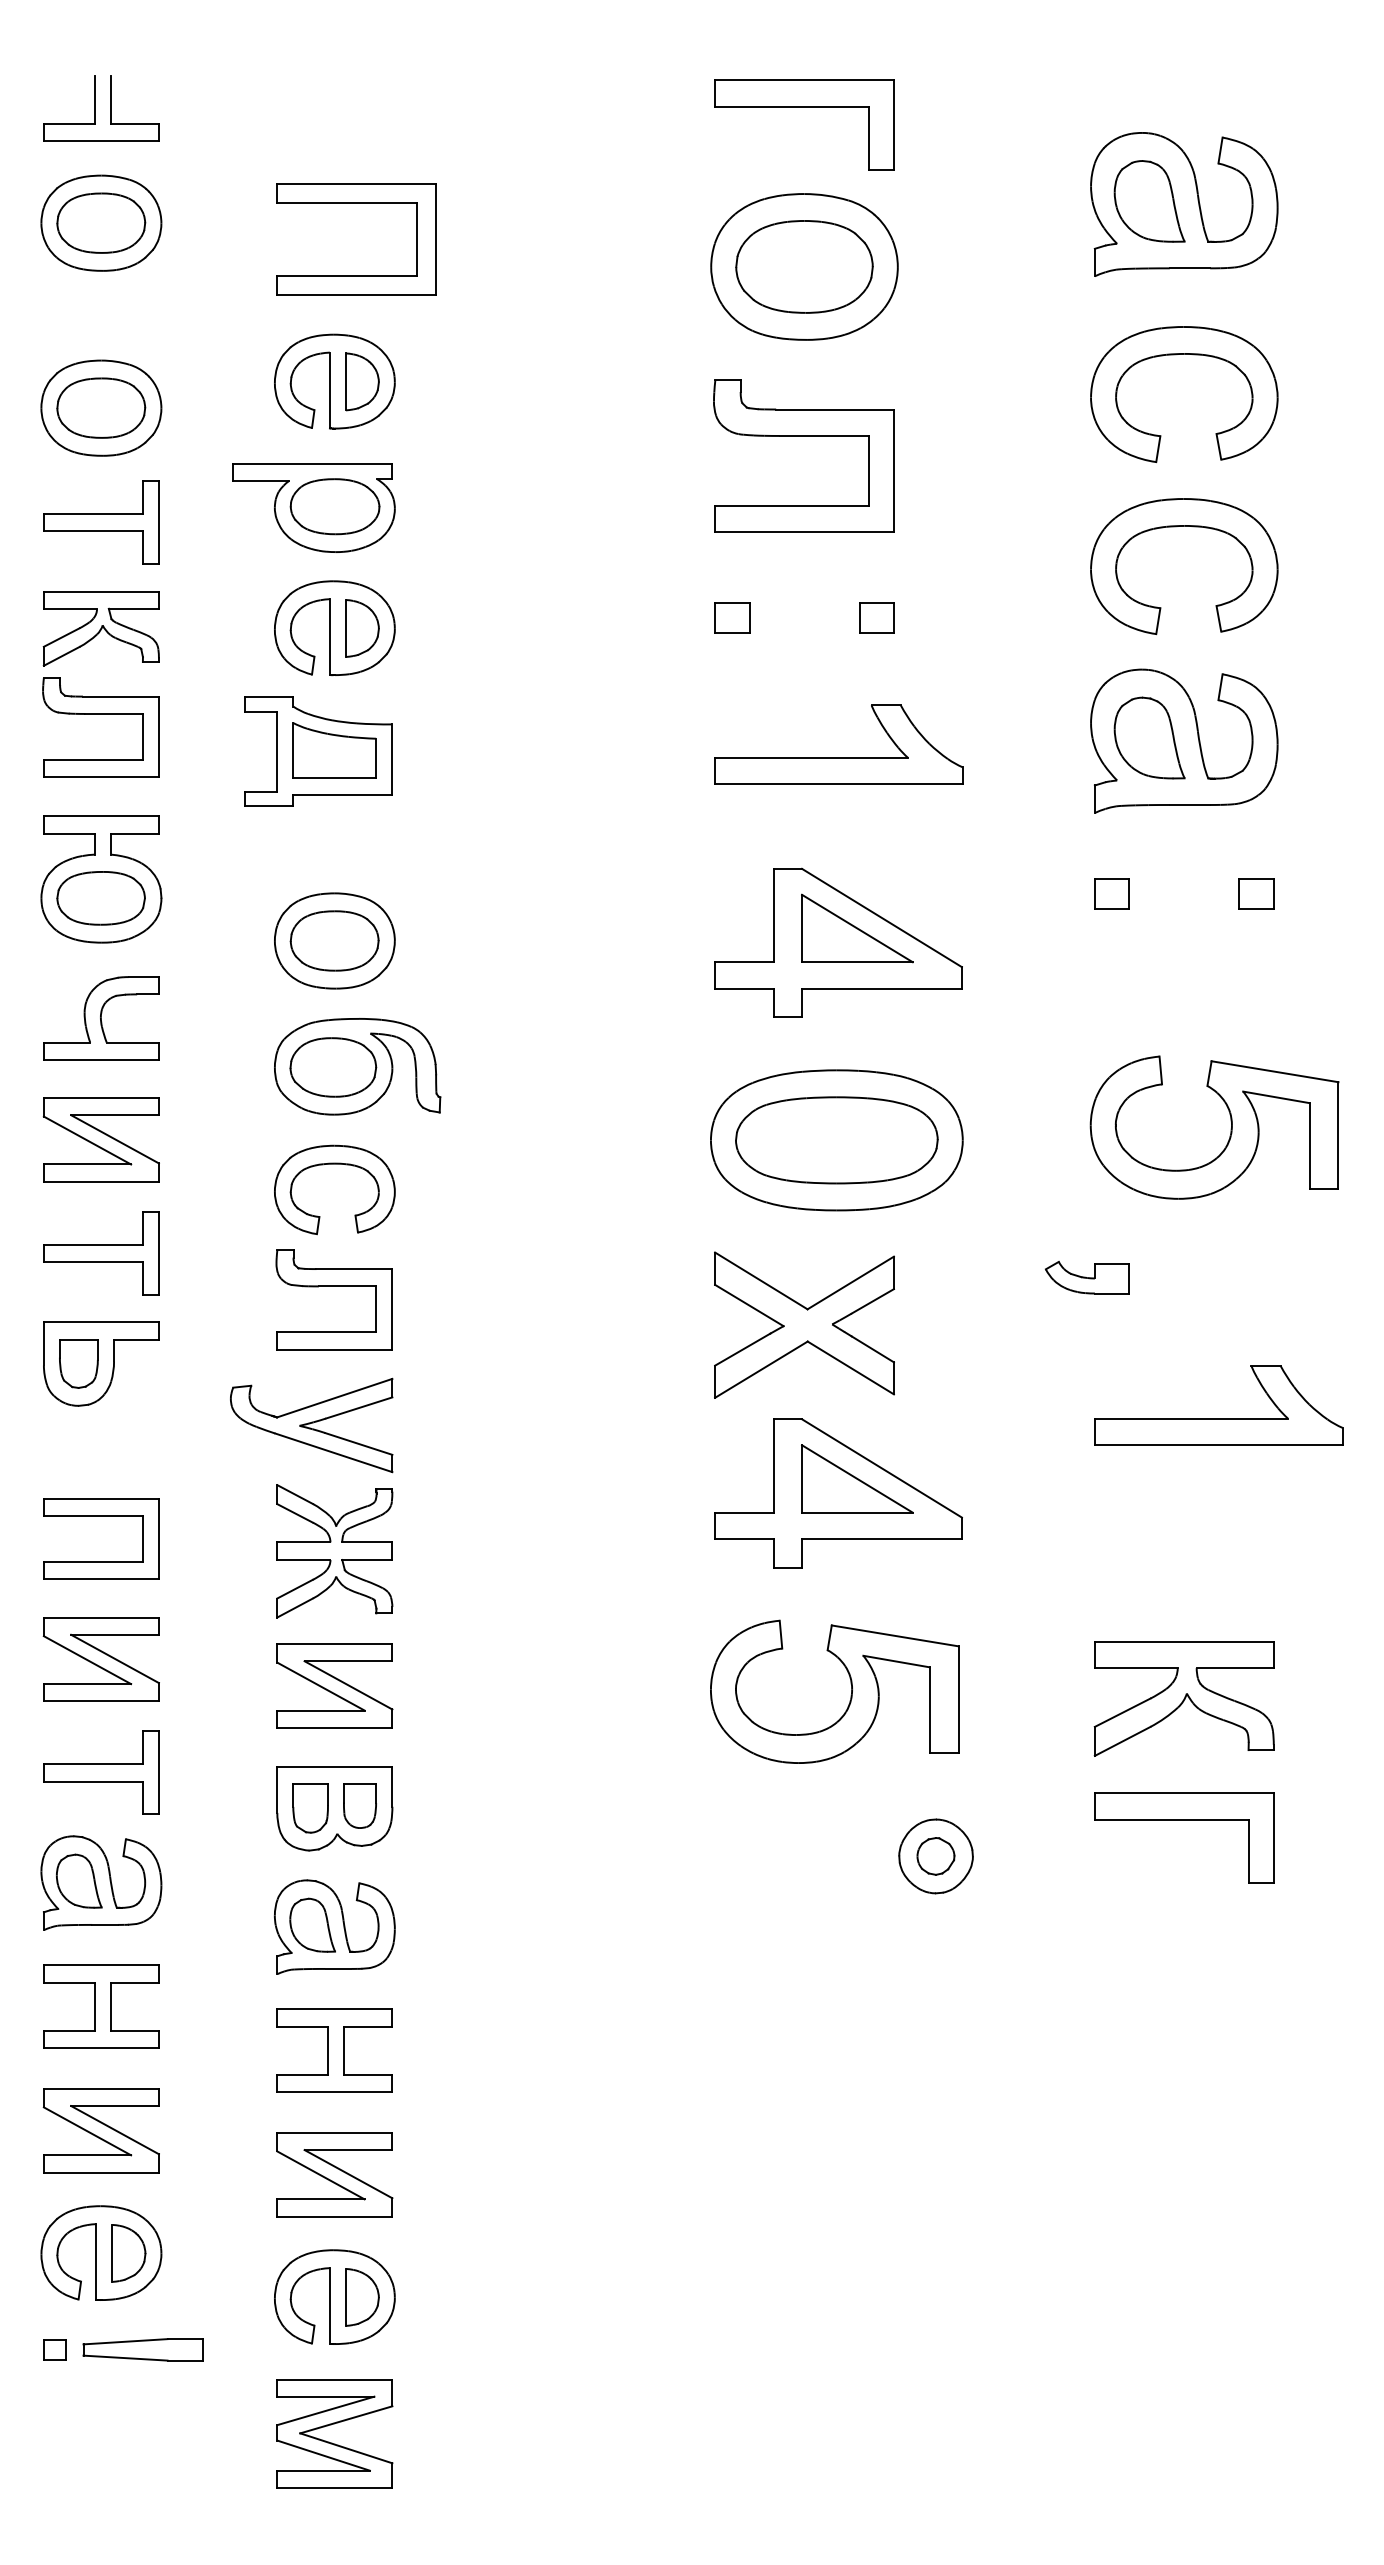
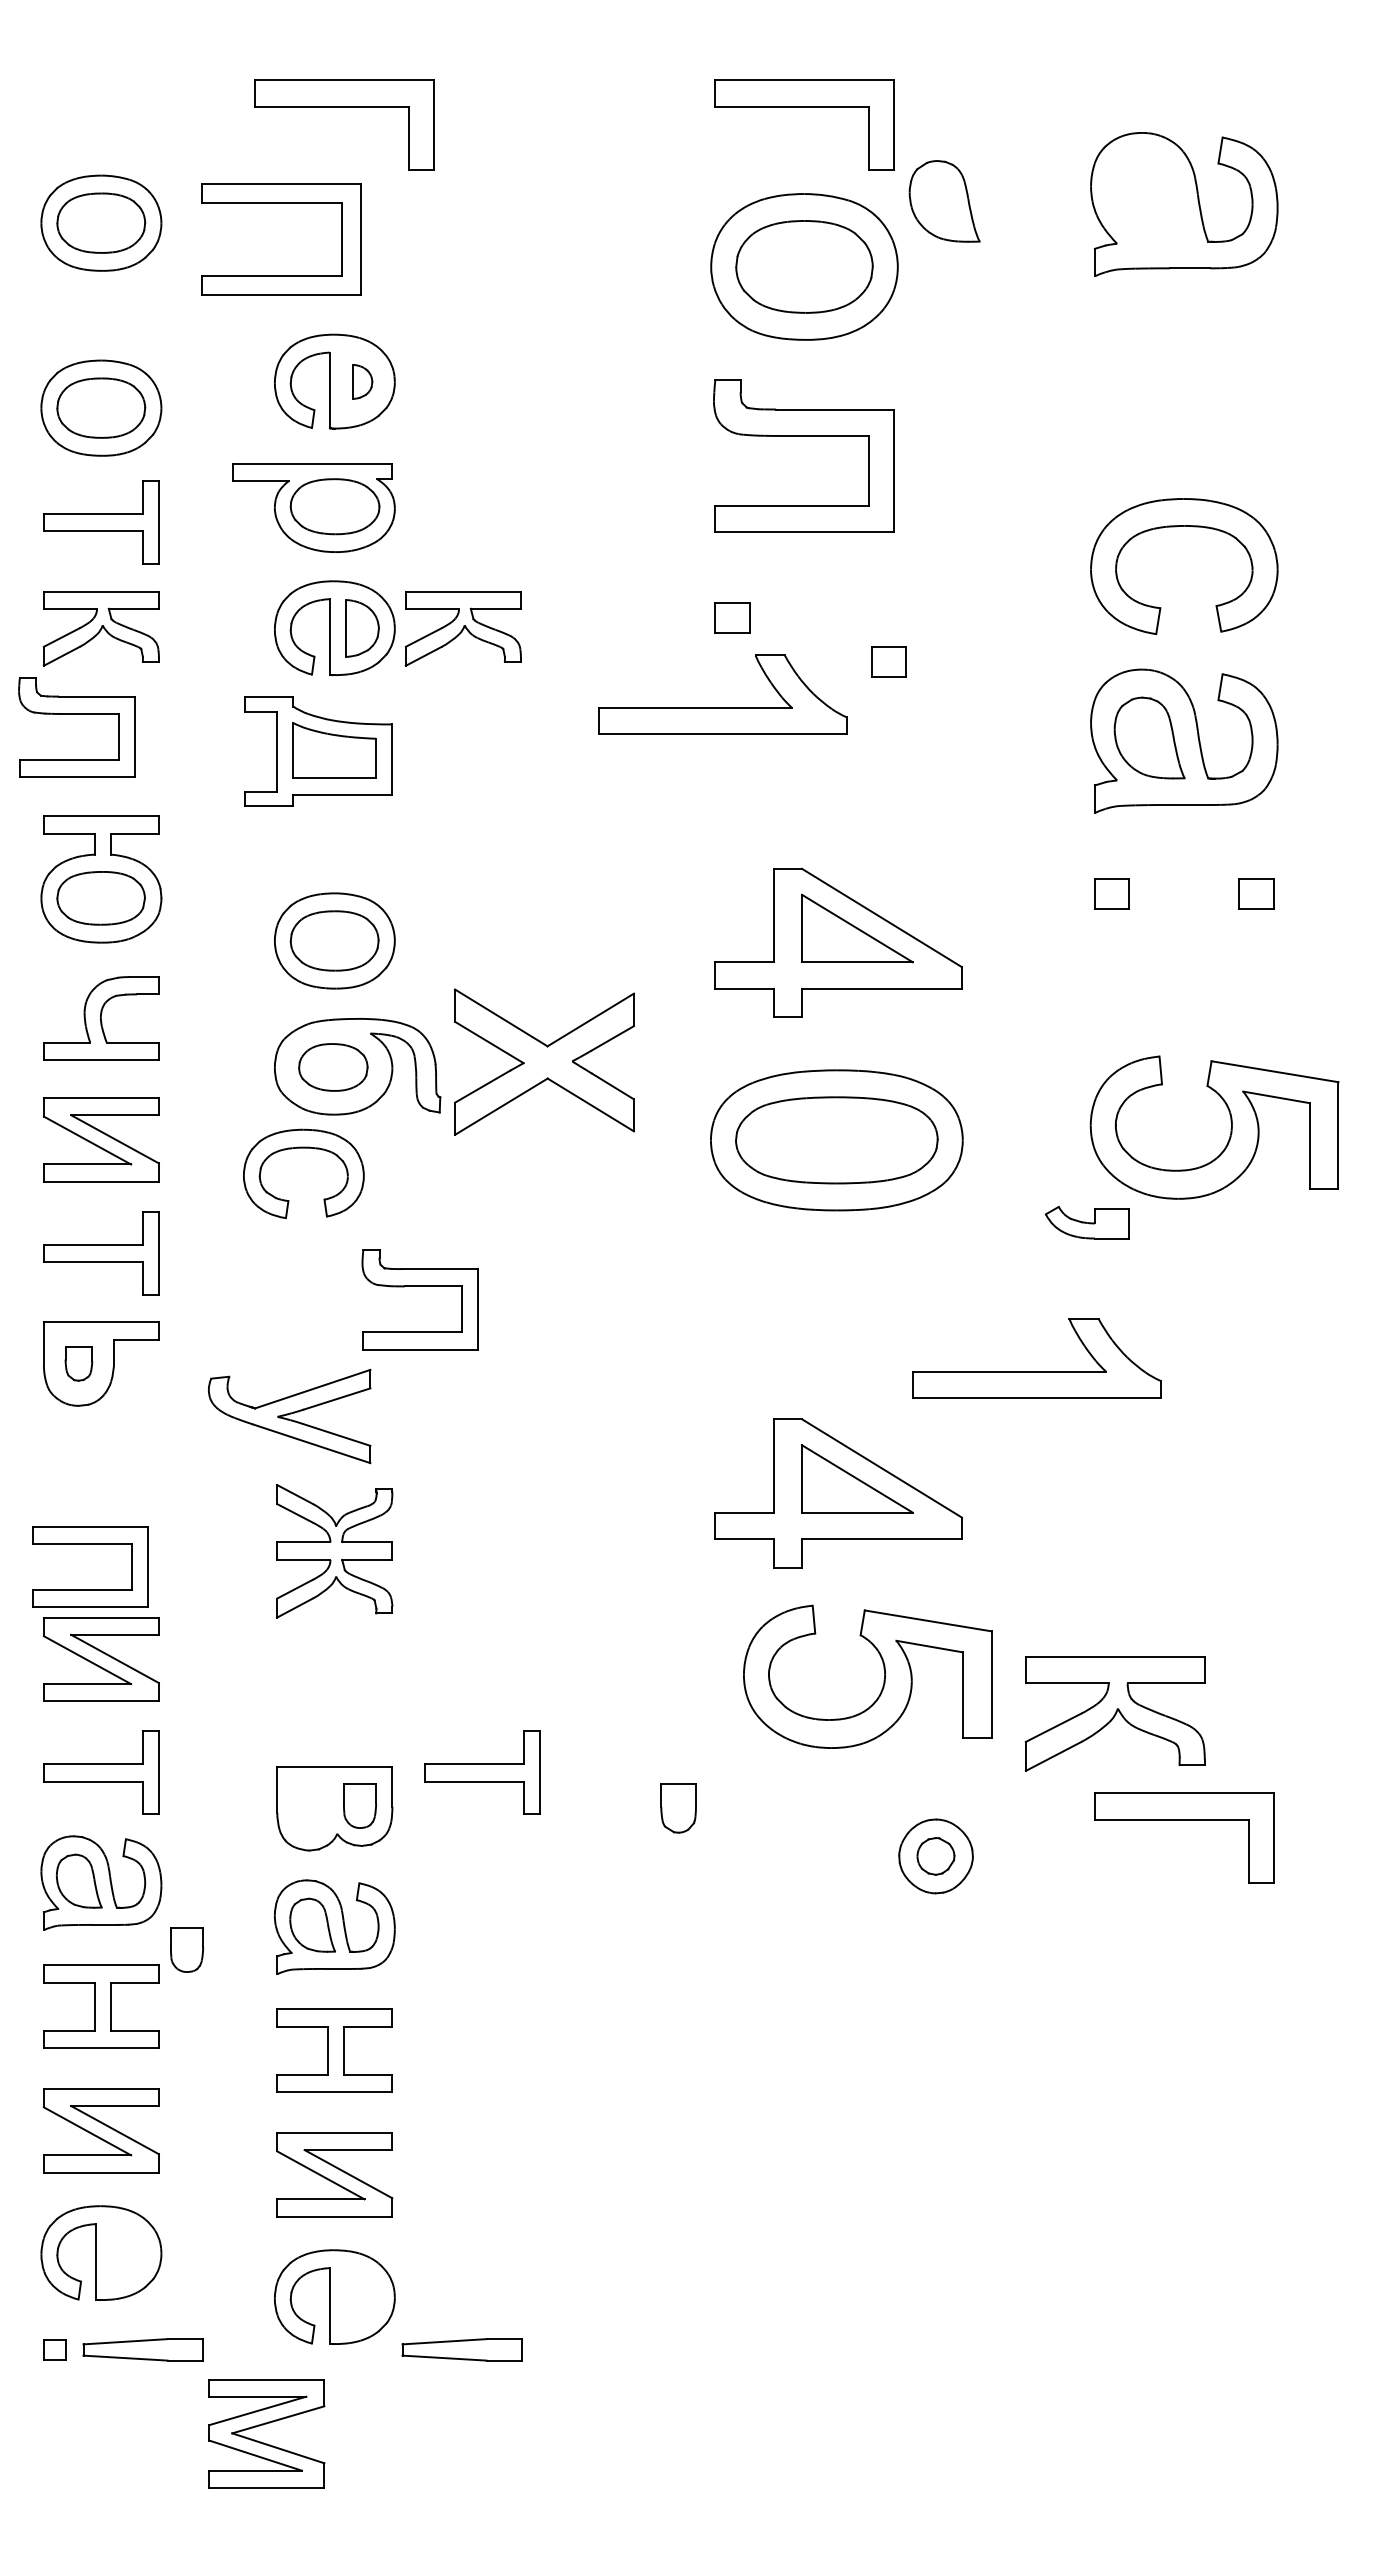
part: none -> present (344, 107)
part: present -> none (101, 108)
part position: (1149, 201) -> (944, 201) (944, 201)
part position: (356, 203) -> (281, 203) (281, 203)
part: present -> none (1176, 355)
part size: 35x60 px -> 22x36 px (362, 381)
part position: (876, 617) -> (888, 661) (888, 661)
part: none -> present (462, 628)
part position: (100, 714) -> (76, 714) (76, 714)
part position: (838, 757) -> (722, 707) (722, 707)
part size: 89x61 px -> 71x49 px (333, 1067)
part position: (334, 1164) -> (303, 1148) (303, 1148)
part position: (1087, 1277) -> (1087, 1222) (1087, 1222)
part position: (333, 1286) -> (419, 1286) (419, 1286)
part position: (804, 1324) -> (544, 1061) (544, 1061)
part size: 40x50 px -> 30x36 px (78, 1363)
part position: (1218, 1418) -> (1036, 1371) (1036, 1371)
part position: (311, 1425) -> (289, 1416) (289, 1416)
part position: (101, 1516) -> (90, 1544) (90, 1544)
part: present -> none (334, 1685)
part position: (850, 1695) -> (883, 1680) (883, 1680)
part position: (1183, 1698) -> (1114, 1713) (1114, 1713)
part: none -> present (482, 1772)
part position: (310, 1808) -> (678, 1808) (678, 1808)
part: none -> present (186, 1949)
part: present -> none (128, 2253)
part: present -> none (362, 2297)
part: none -> present (461, 2349)
part position: (331, 2425) -> (263, 2425) (263, 2425)
